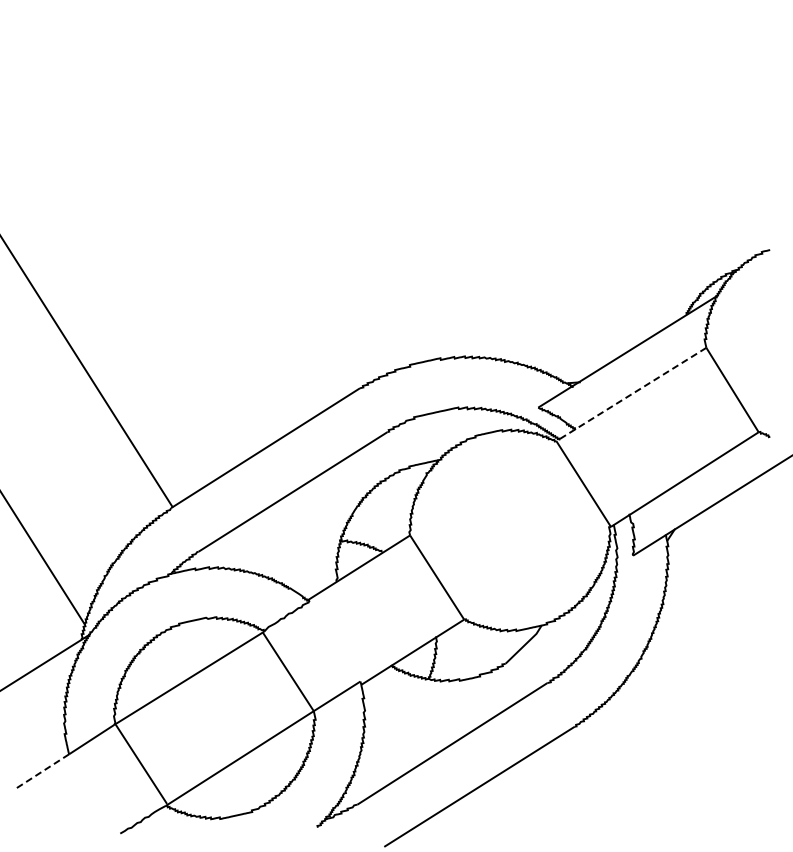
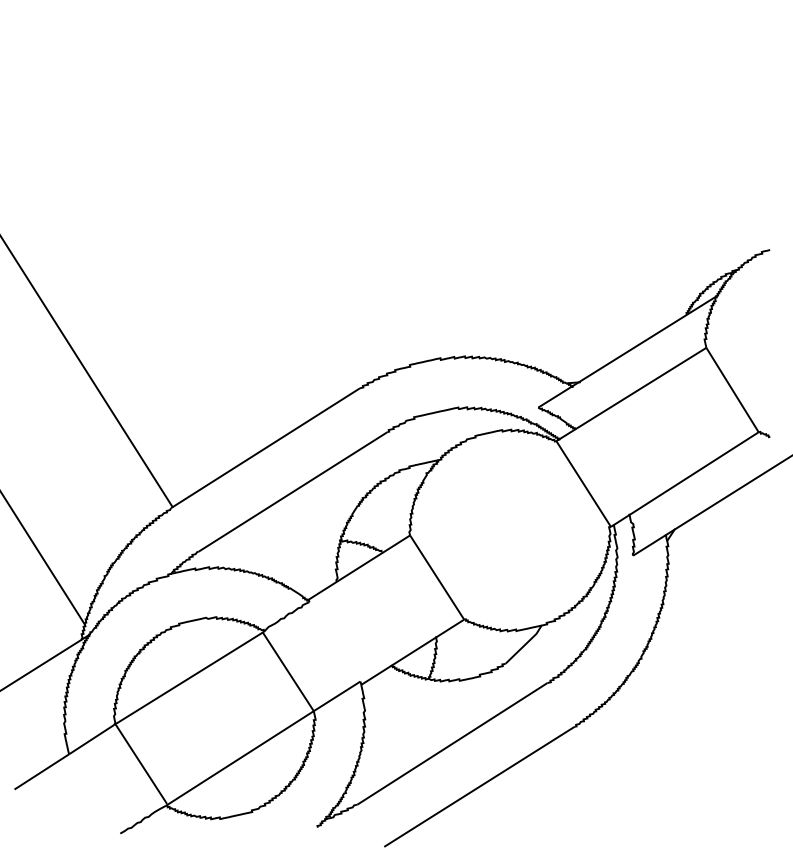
line: dashed -> solid (630, 394)
line: dashed -> solid (41, 772)
